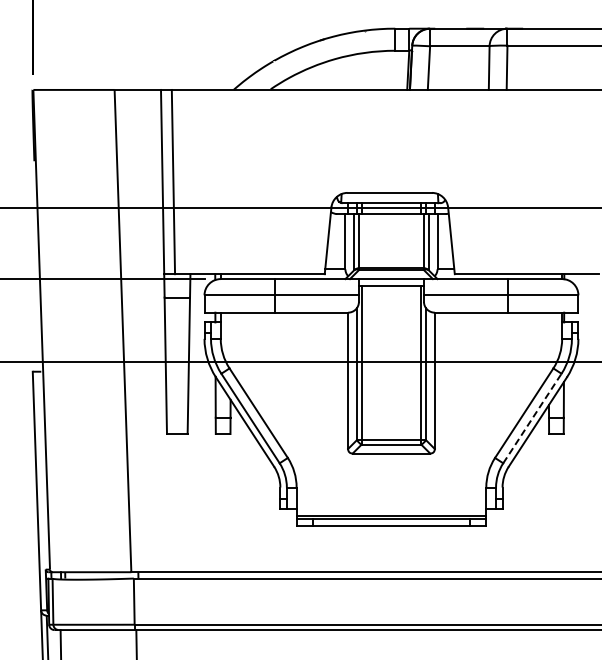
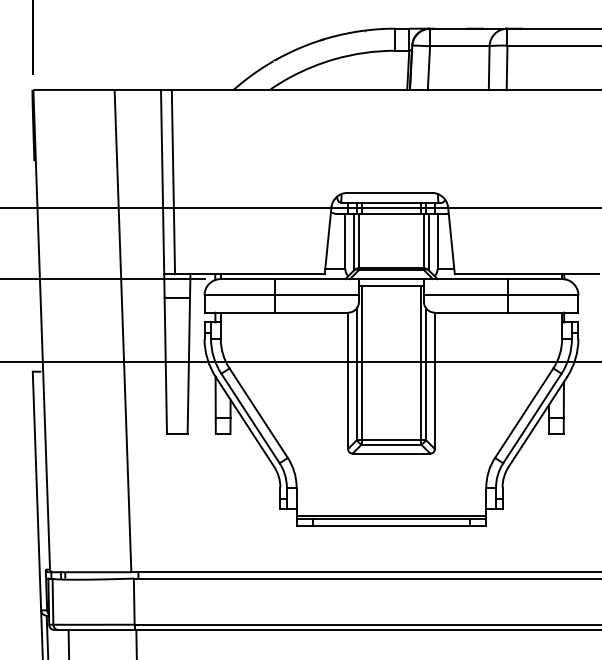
line: dashed -> solid (532, 418)
line position: (60, 643) -> (68, 643) (68, 643)
